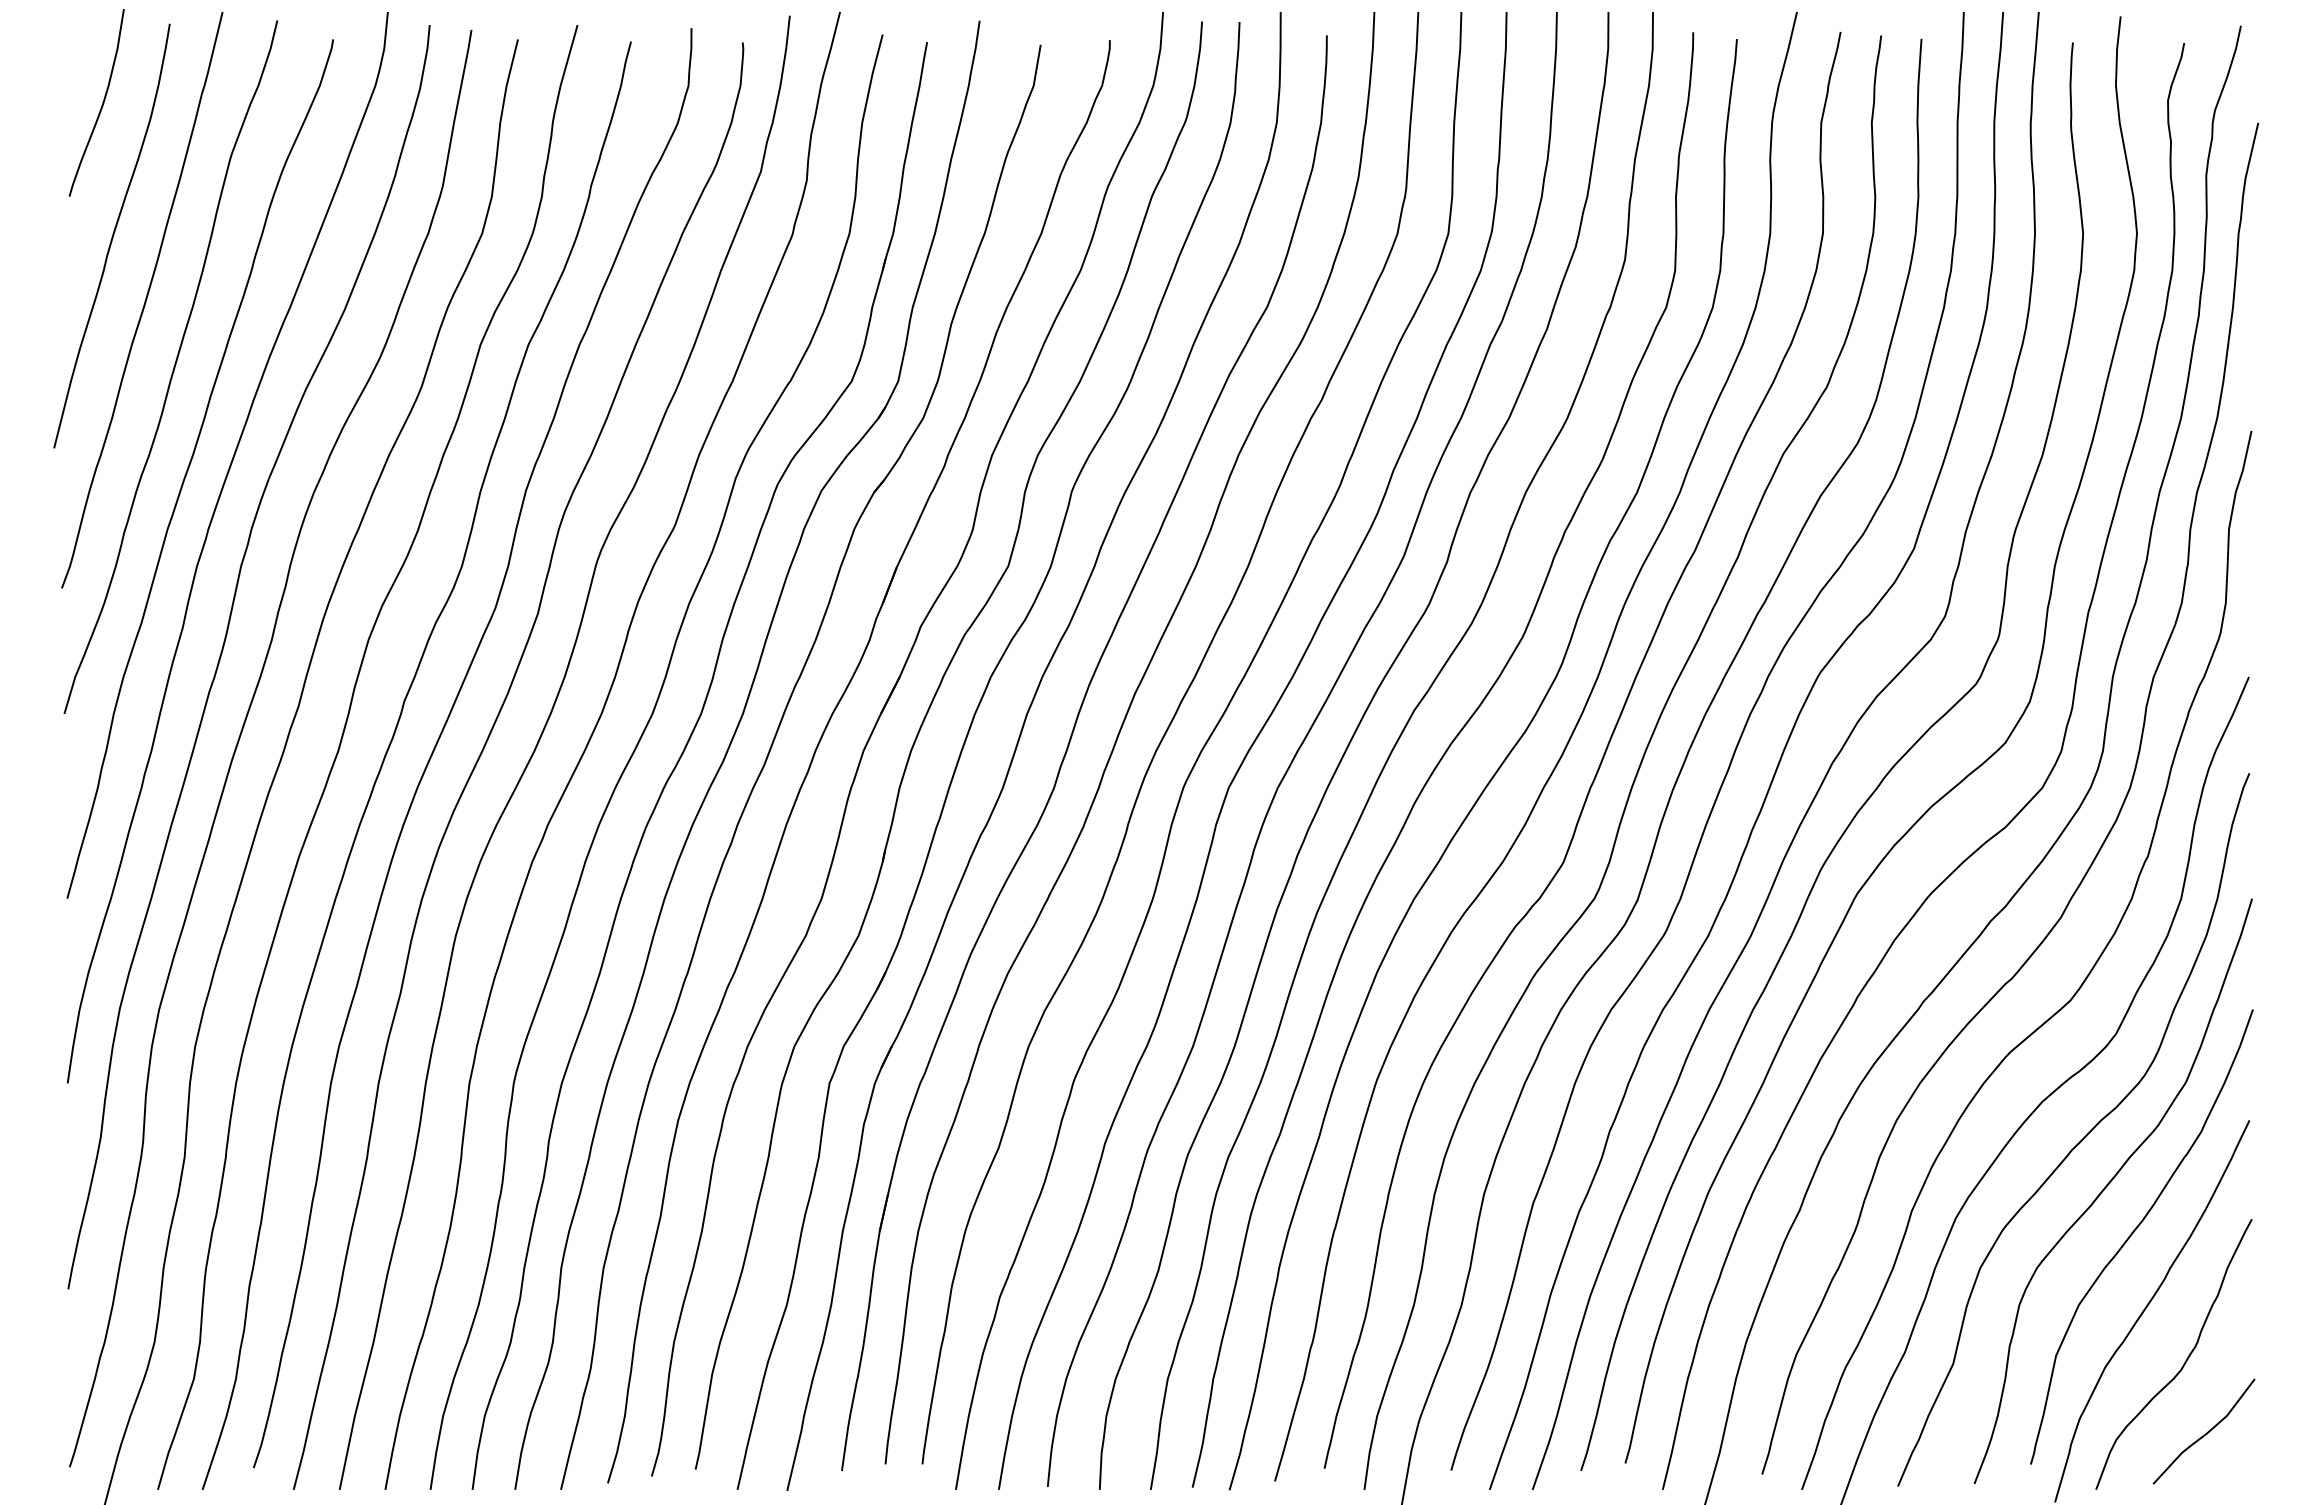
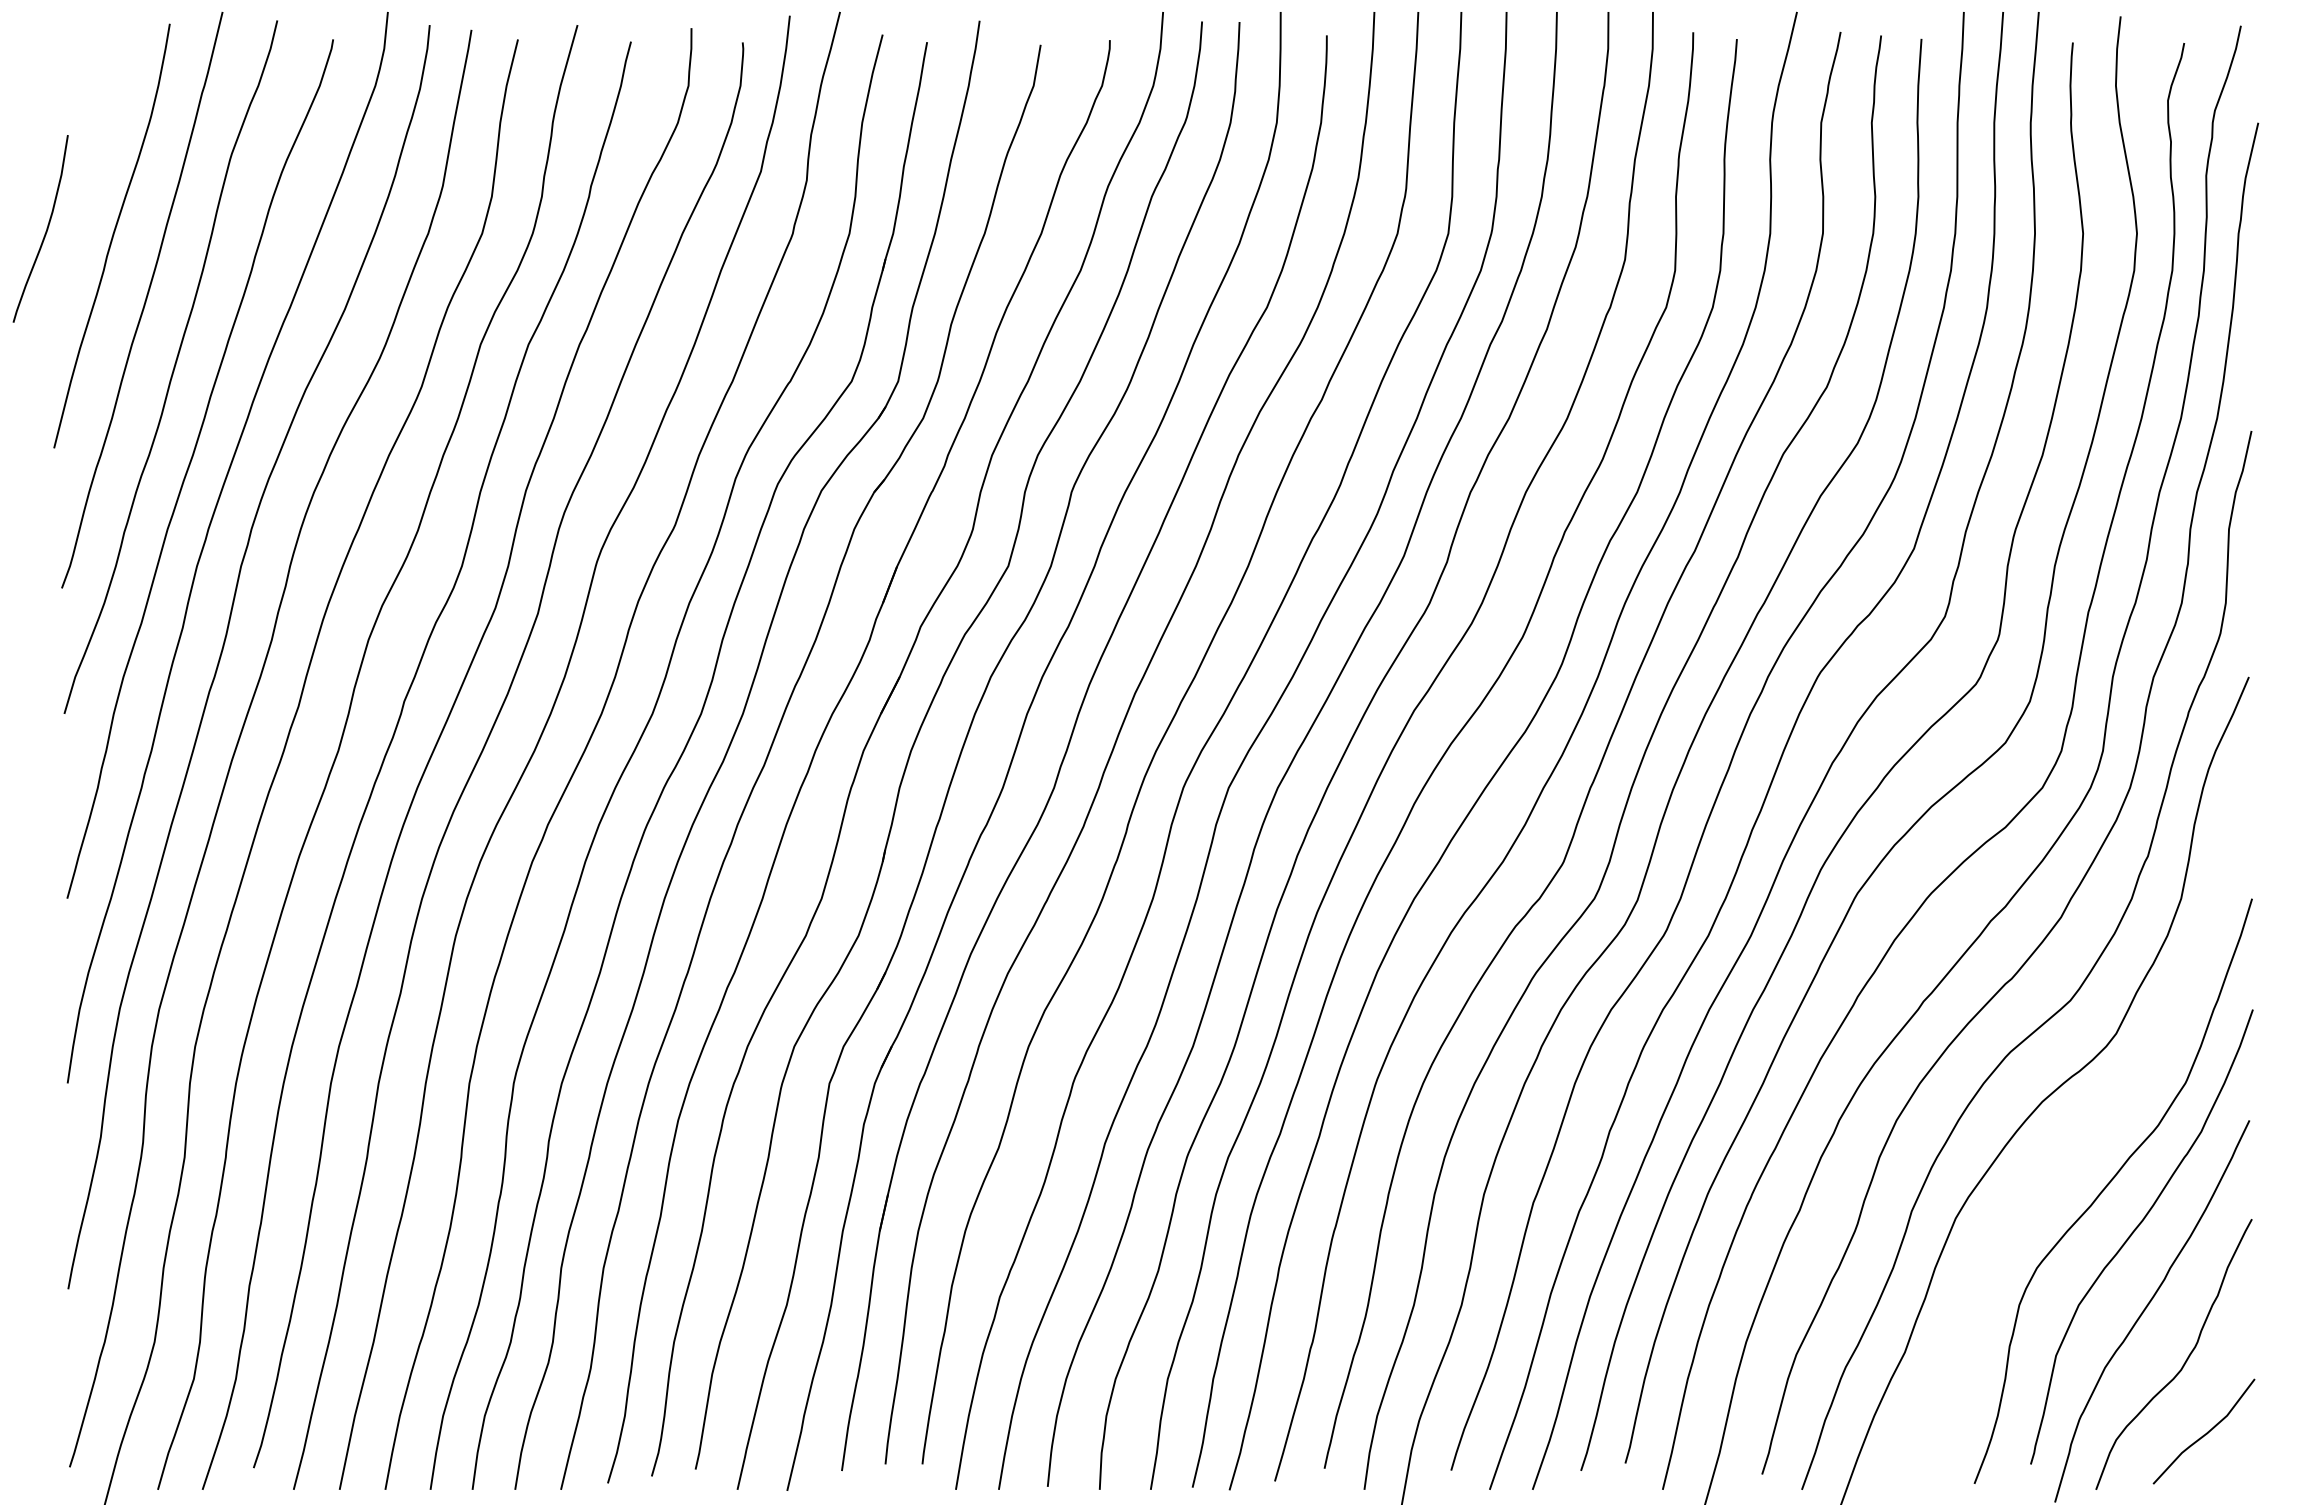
curve position: (101, 105) -> (45, 231) (45, 231)
curve: present -> none (2082, 1138)
